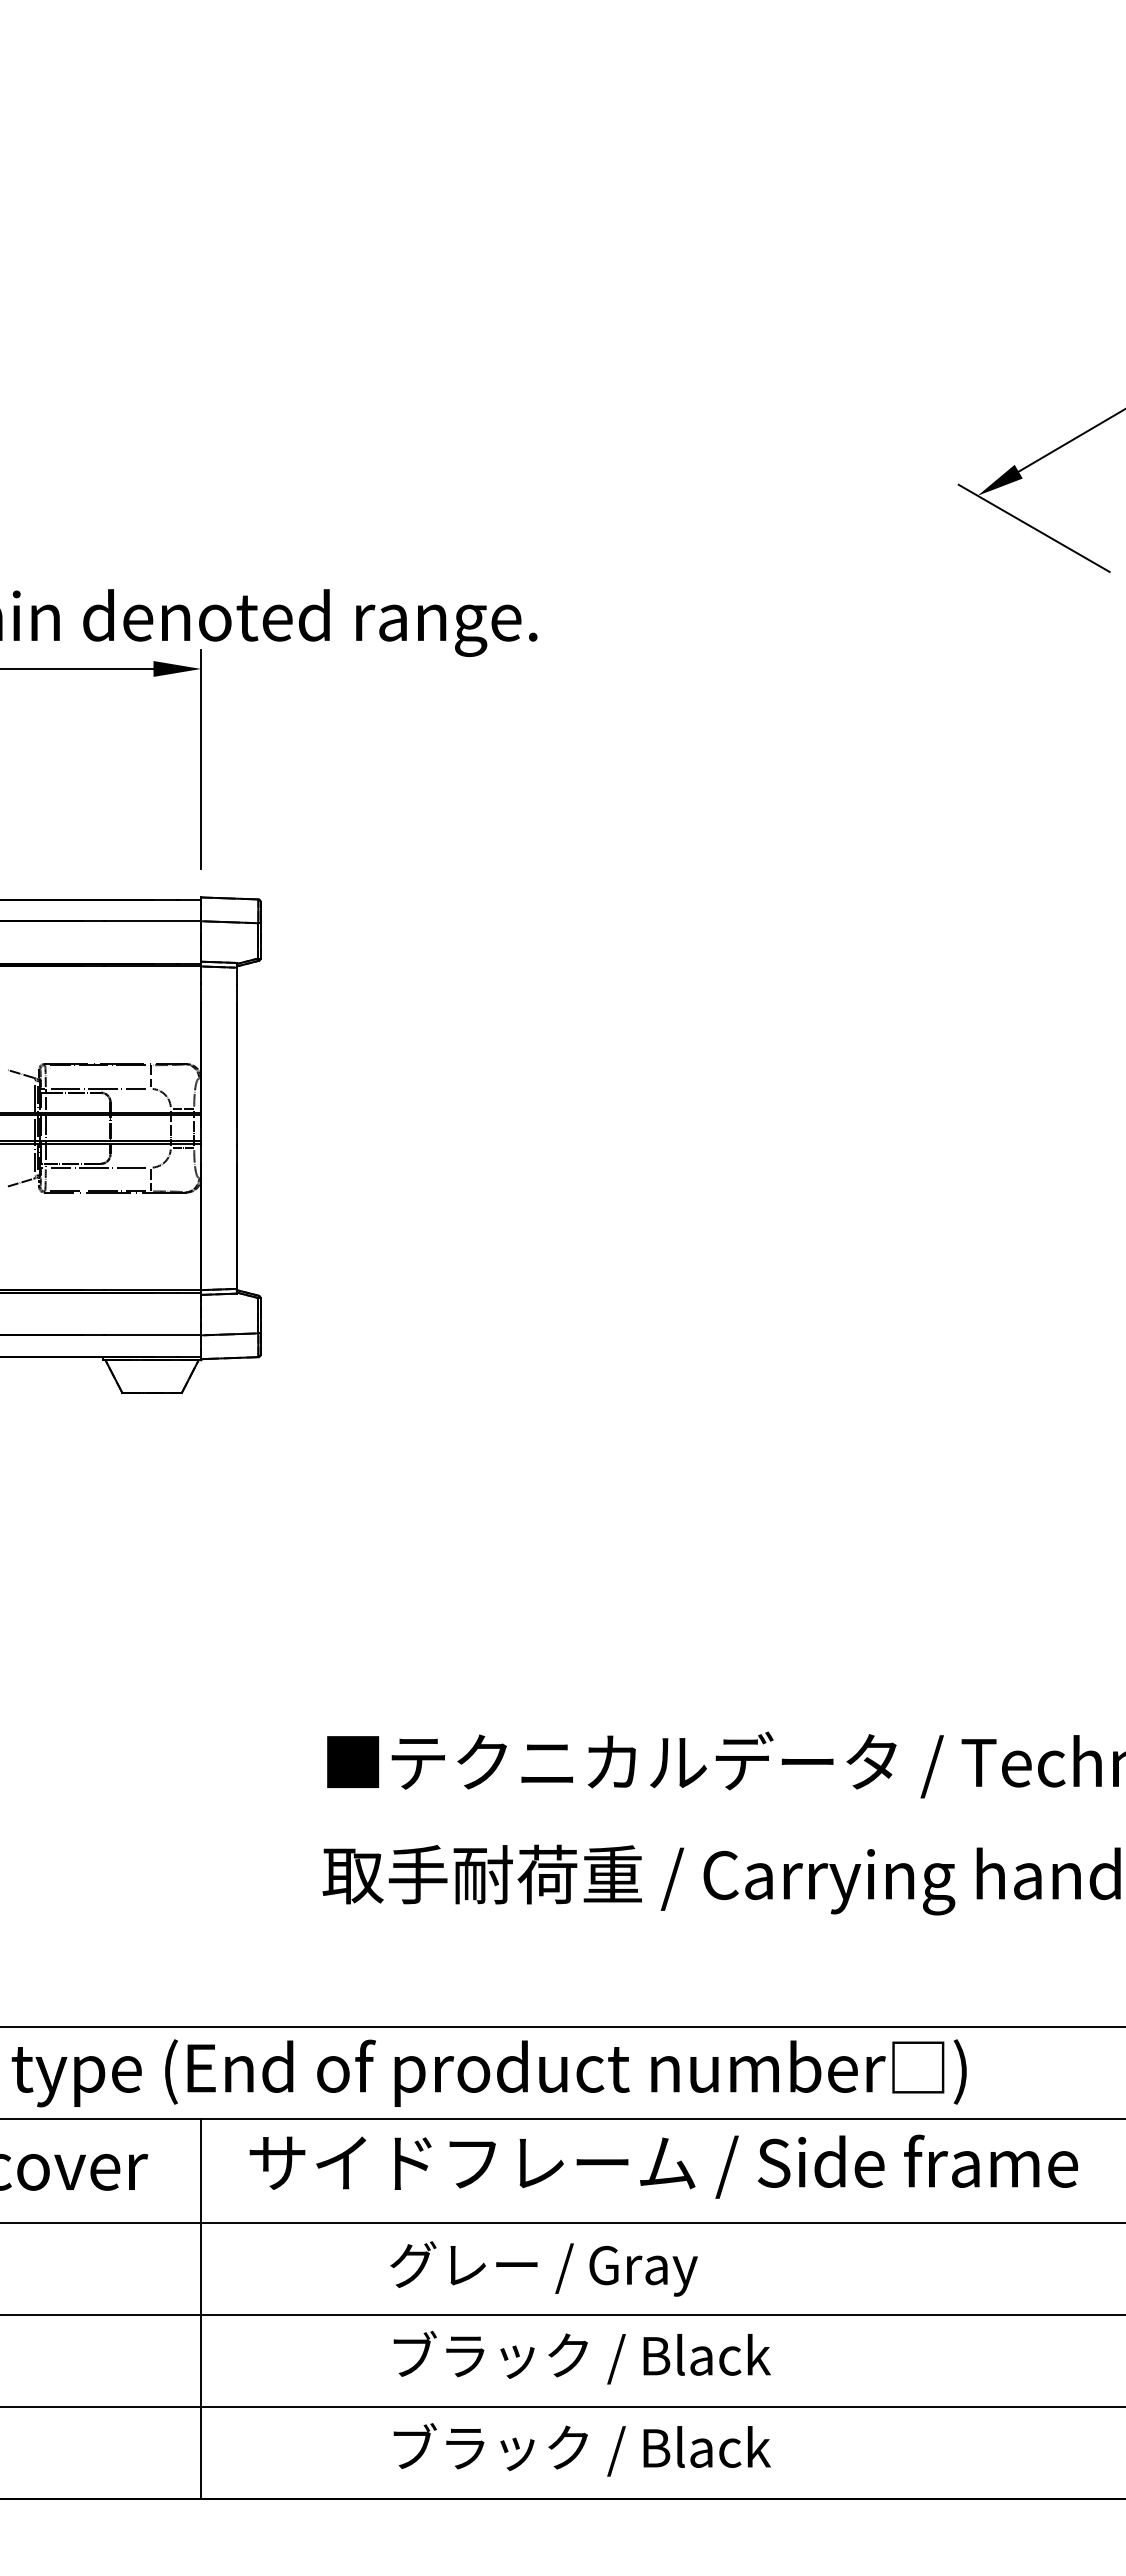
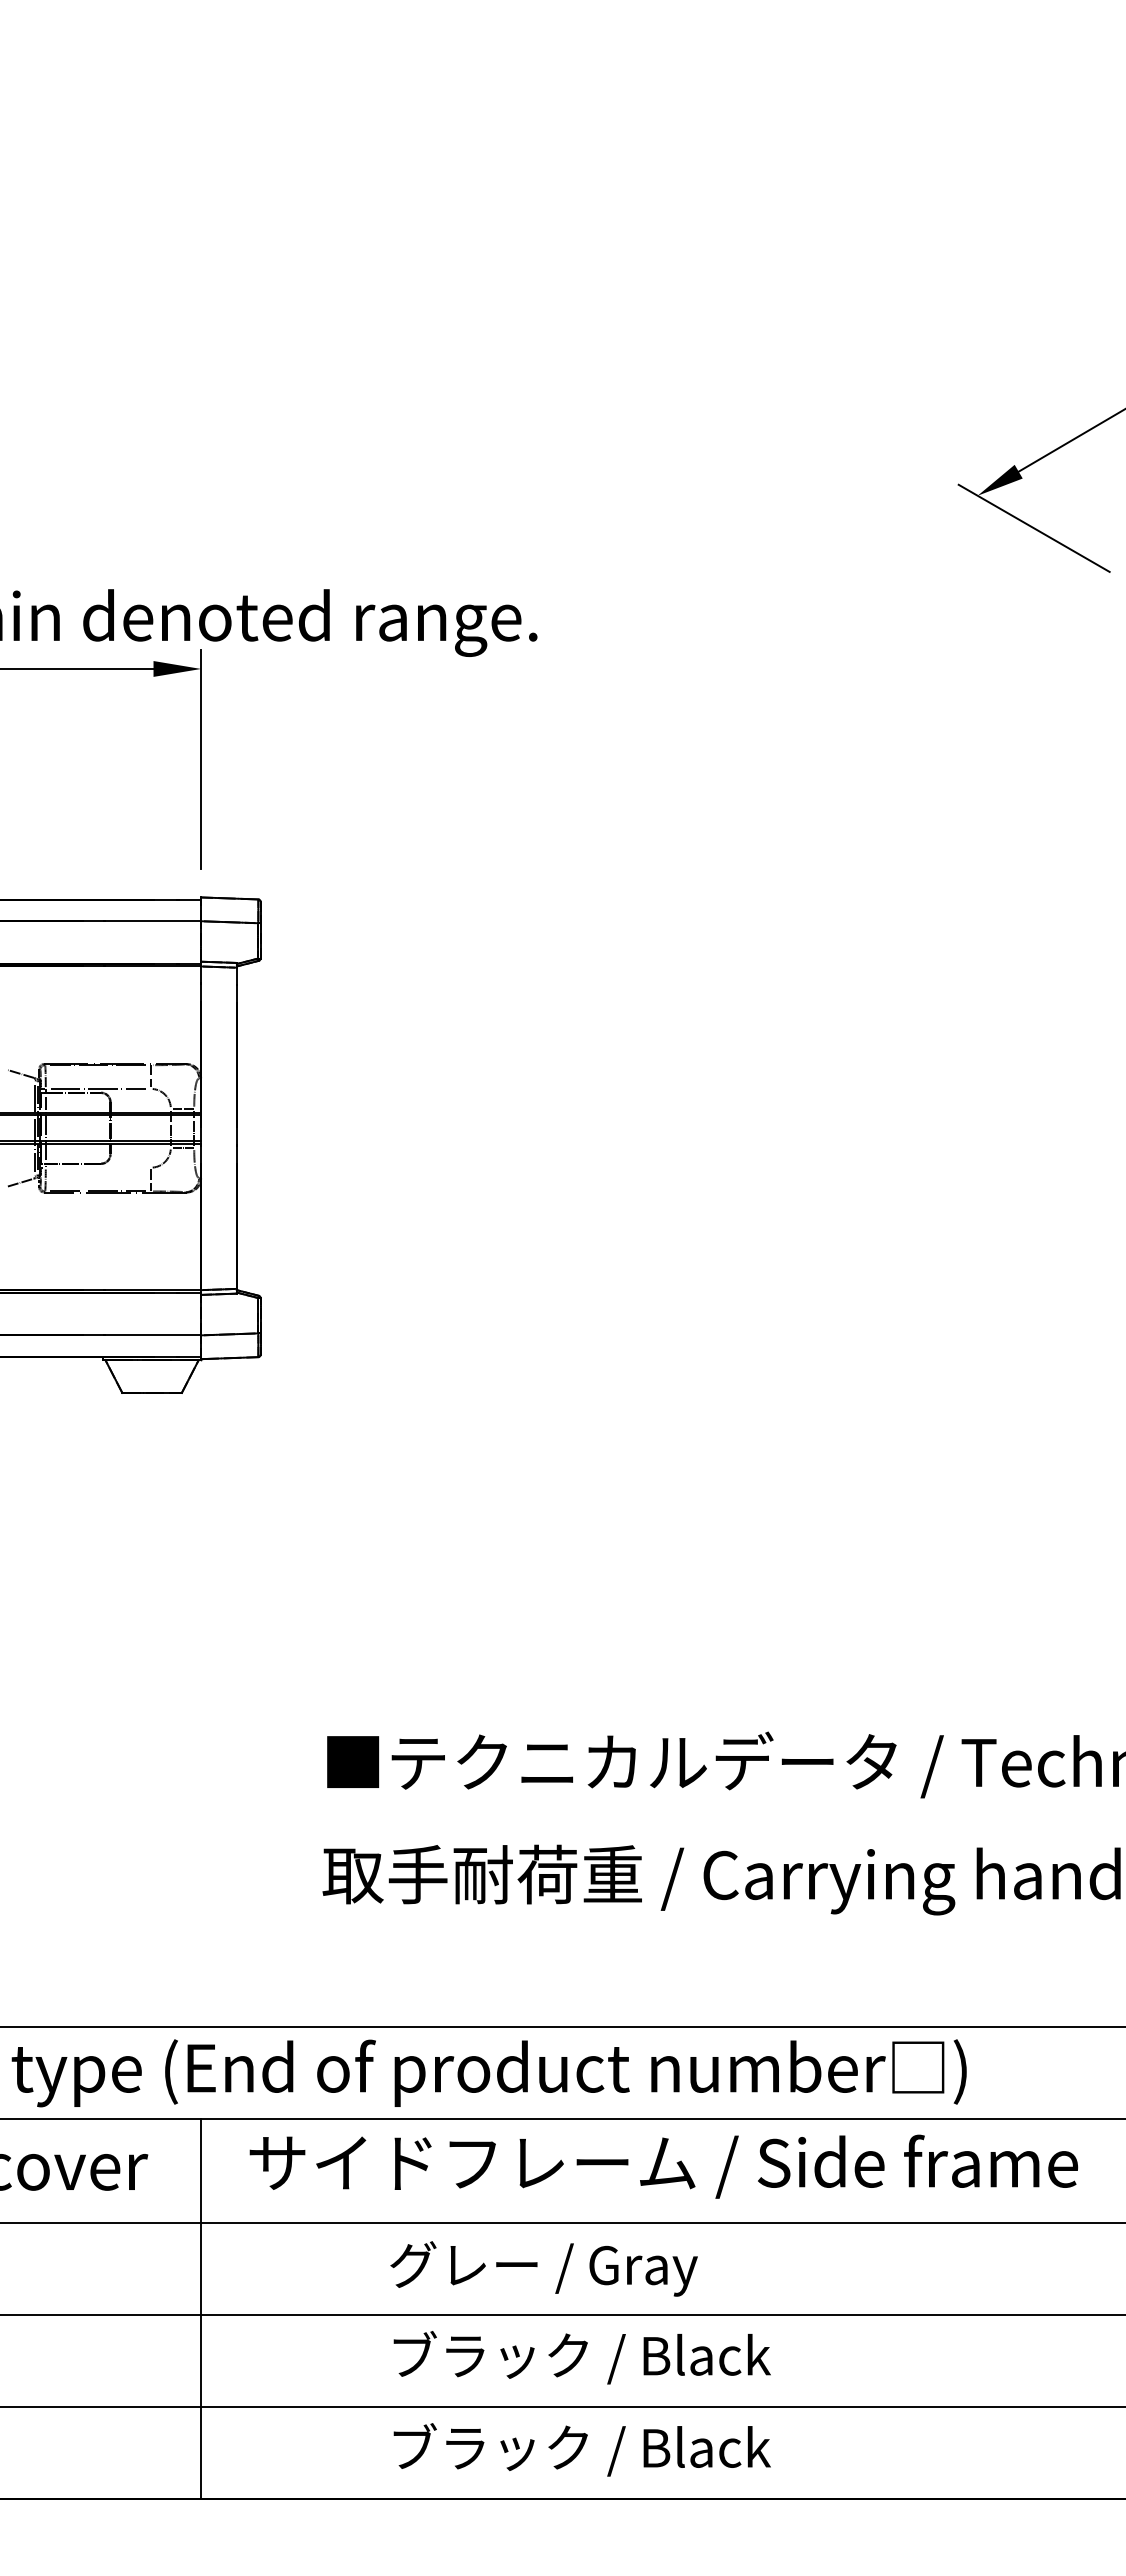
line: present -> none (98, 1167)
